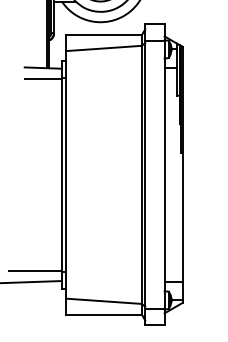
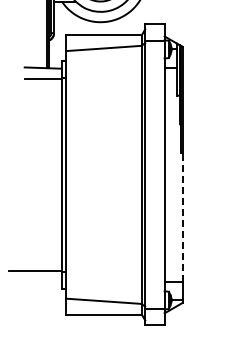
line: solid -> dashed (182, 217)
line: present -> none (31, 282)
